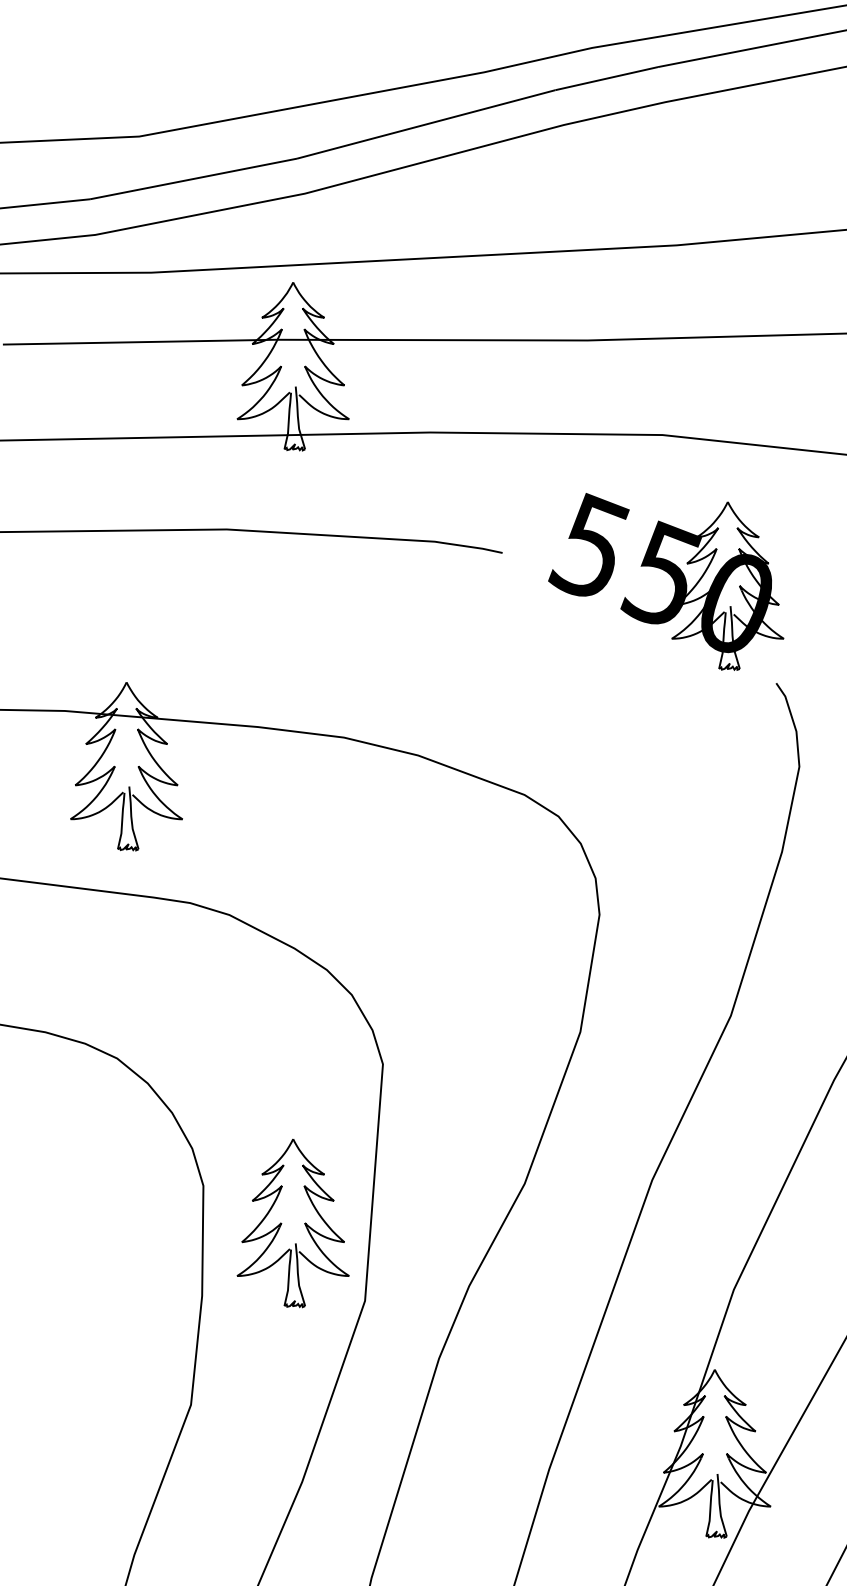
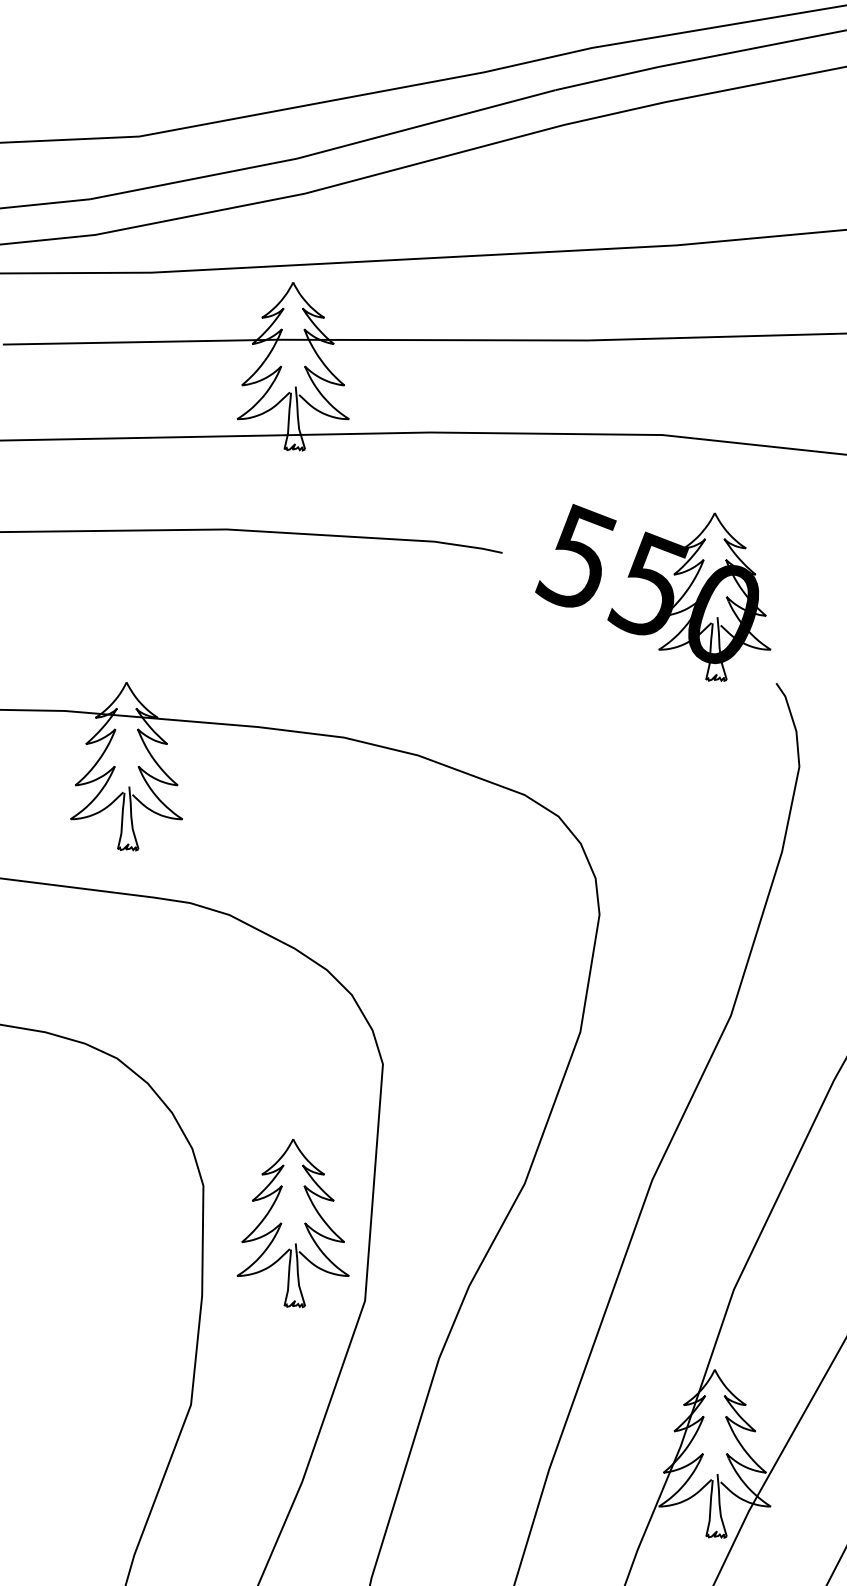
part position: (672, 579) -> (659, 590) (659, 590)
